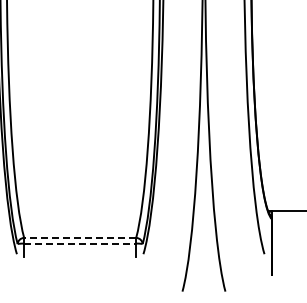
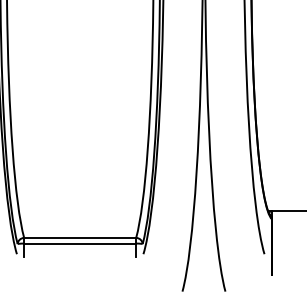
line: dashed -> solid (80, 237)
line: dashed -> solid (80, 243)
